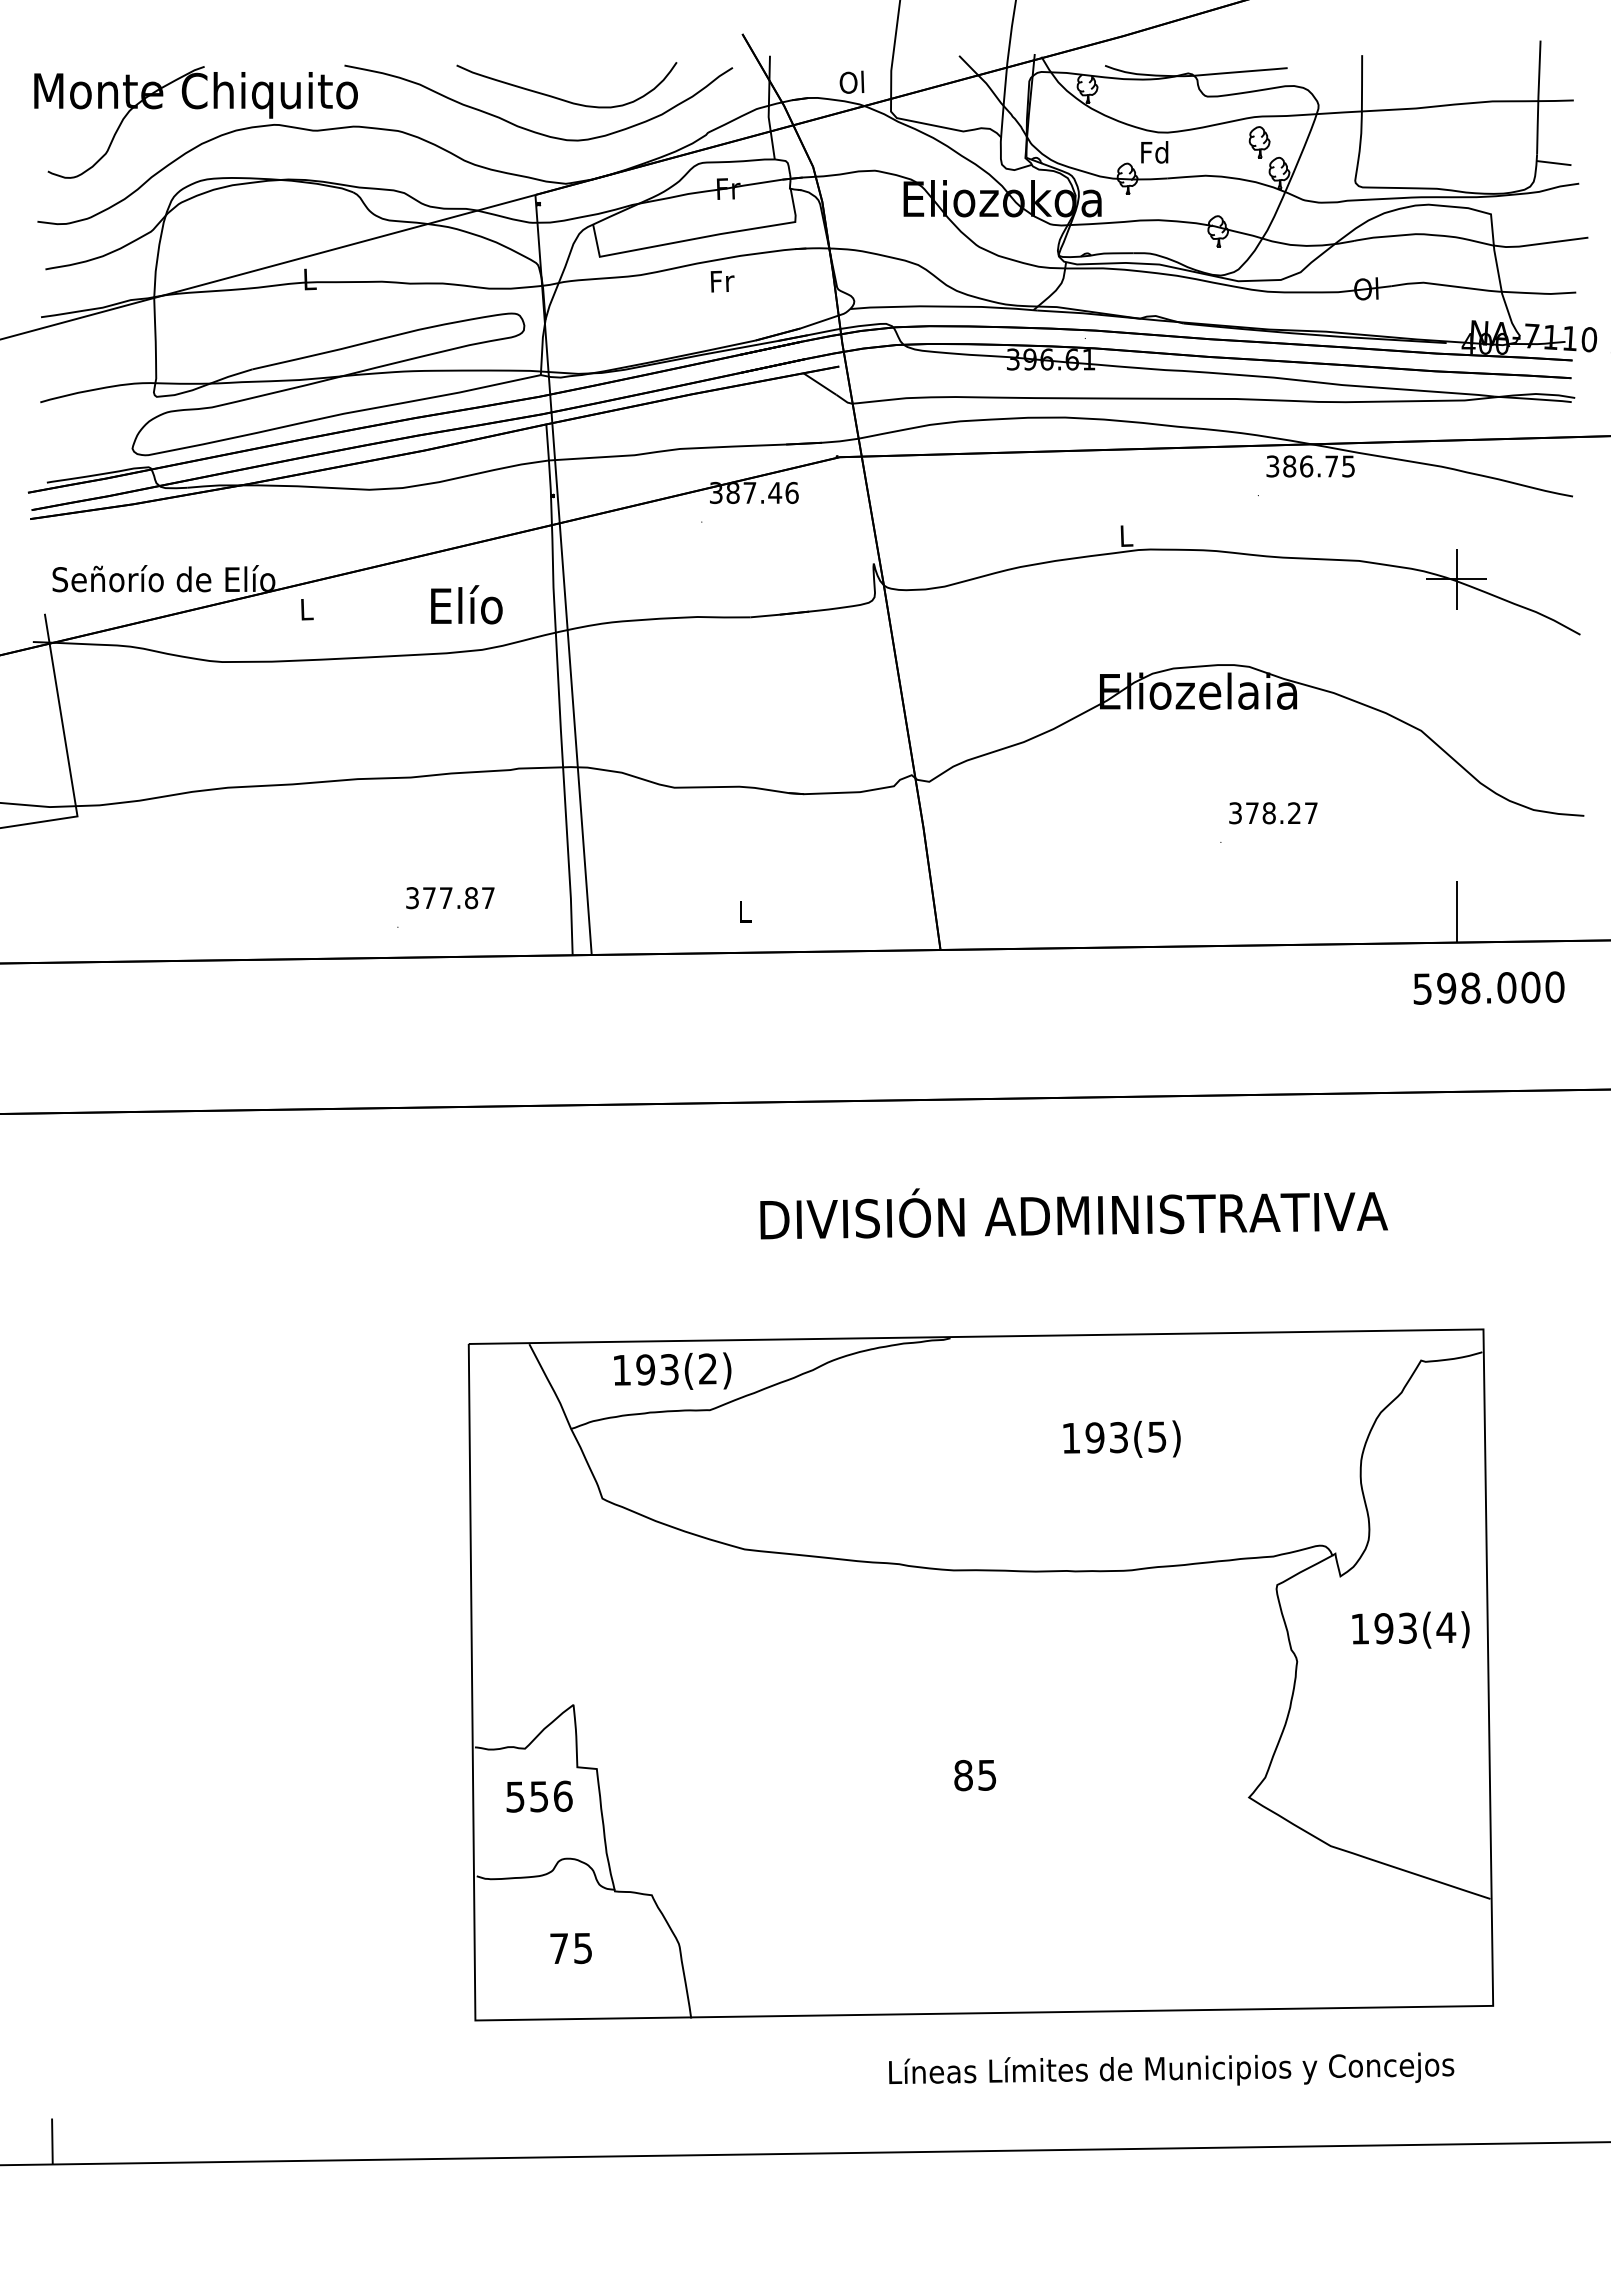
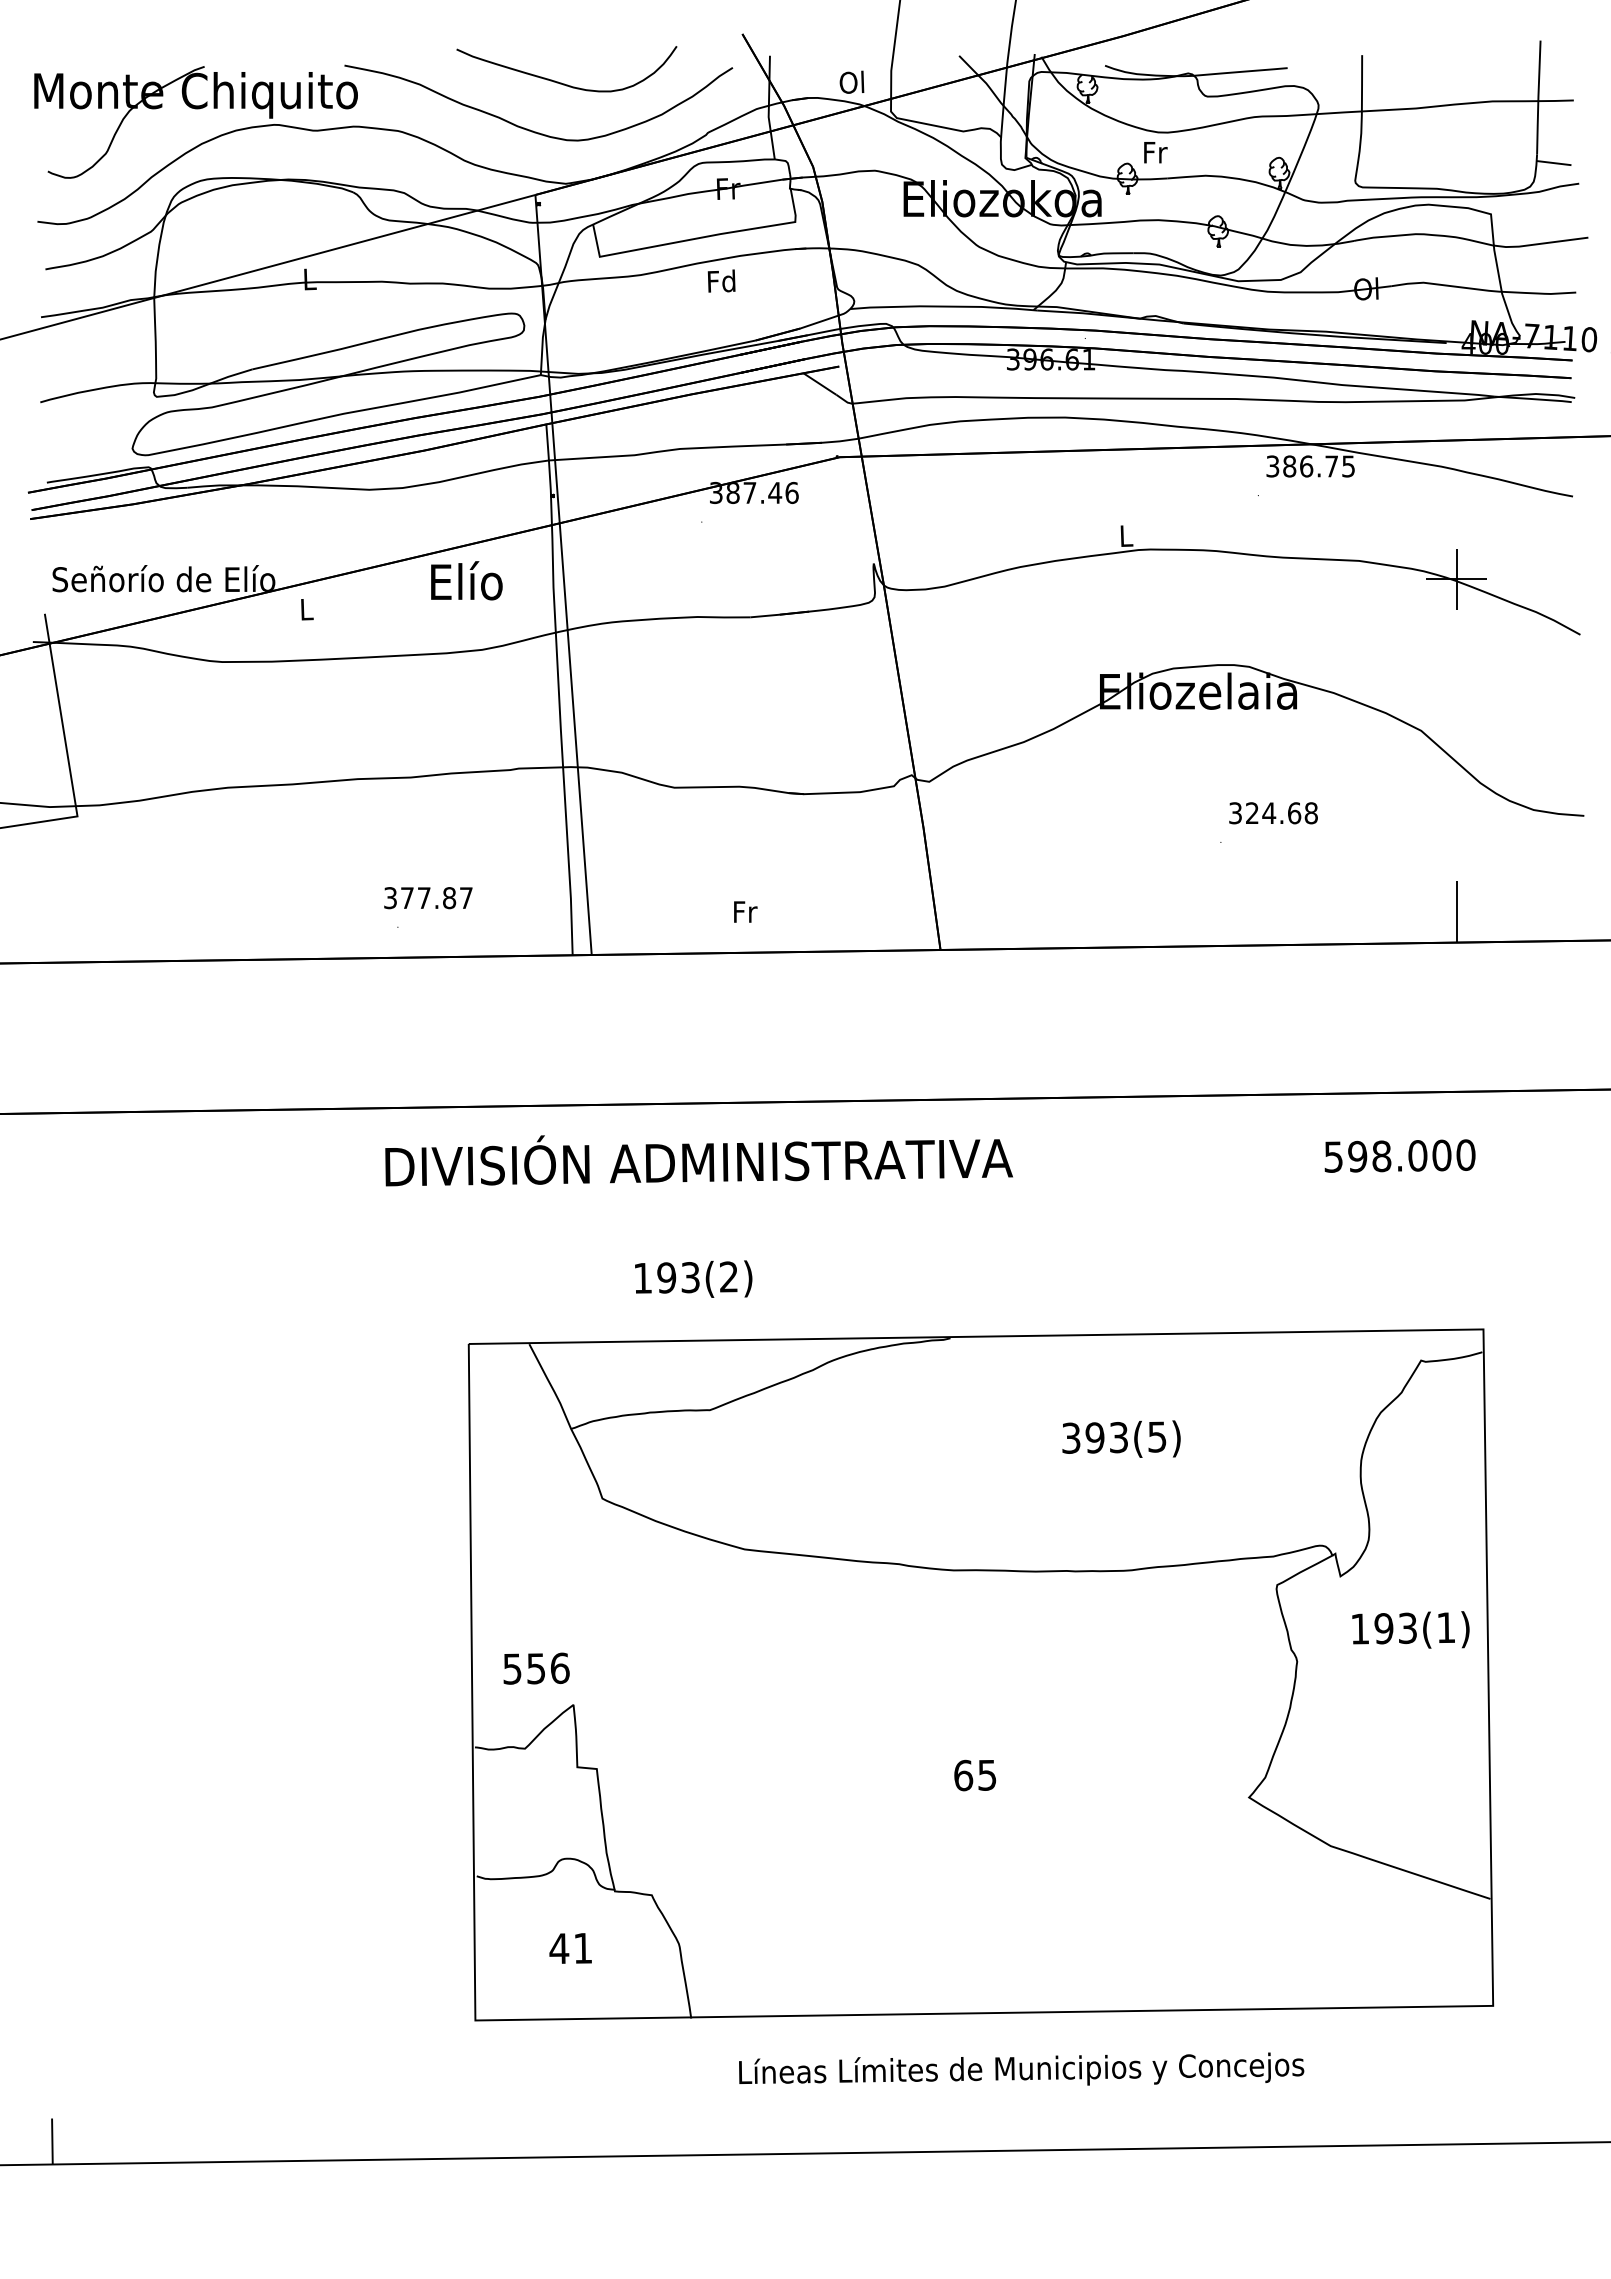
curve position: (561, 98) -> (561, 82) (561, 82)
part: present -> none (1259, 142)
text: Fd -> Fr (1154, 152)
text: Fr -> Fd (721, 280)
text position: (466, 604) -> (466, 580) (466, 580)
text: 378.27 -> 324.68 (1281, 813)
text position: (450, 898) -> (428, 898) (428, 898)
text: L -> Fr (745, 911)
text position: (1488, 987) -> (1399, 1155) (1399, 1155)
text position: (1073, 1213) -> (698, 1160) (698, 1160)
text position: (672, 1370) -> (693, 1278) (693, 1278)
text: 193(5) -> 393(5) (1071, 1437)
text: 193(4) -> 193(1) (1446, 1627)
text: 85 -> 65 (963, 1775)
text position: (539, 1796) -> (536, 1668) (536, 1668)
text: 75 -> 41 (570, 1948)
text position: (1171, 2068) -> (1021, 2068) (1021, 2068)
